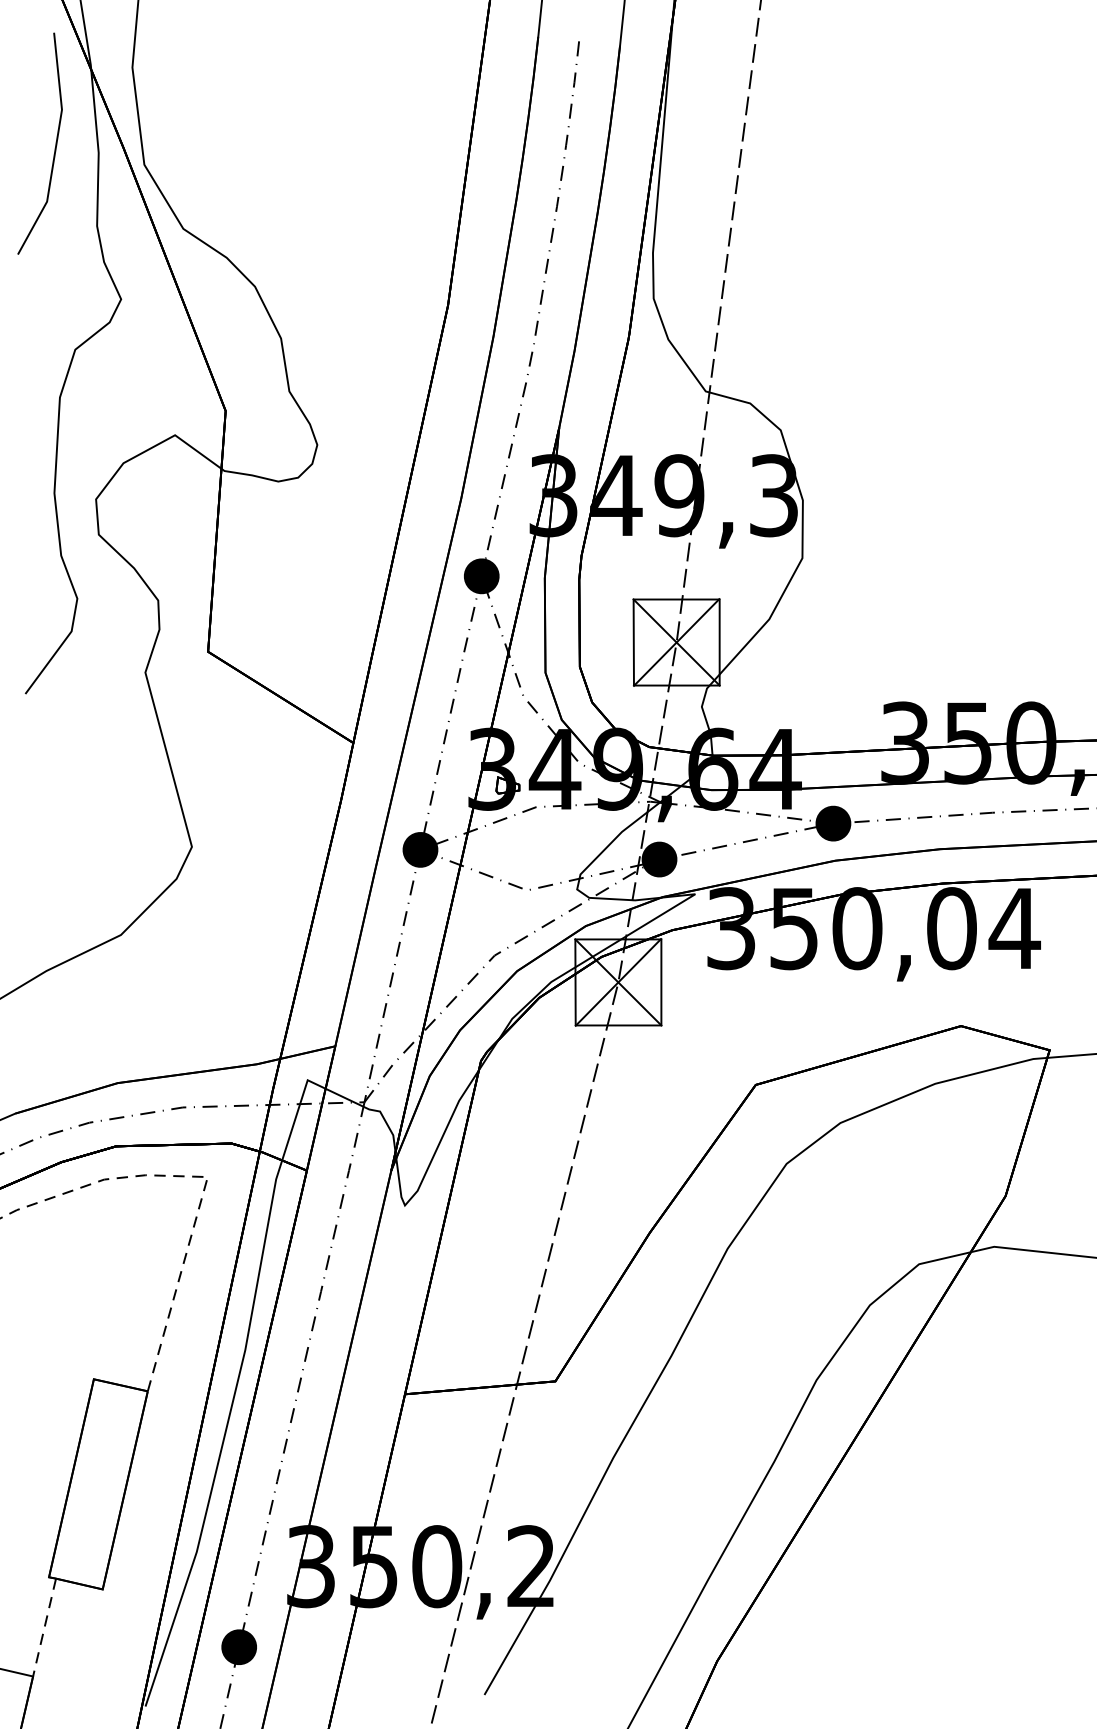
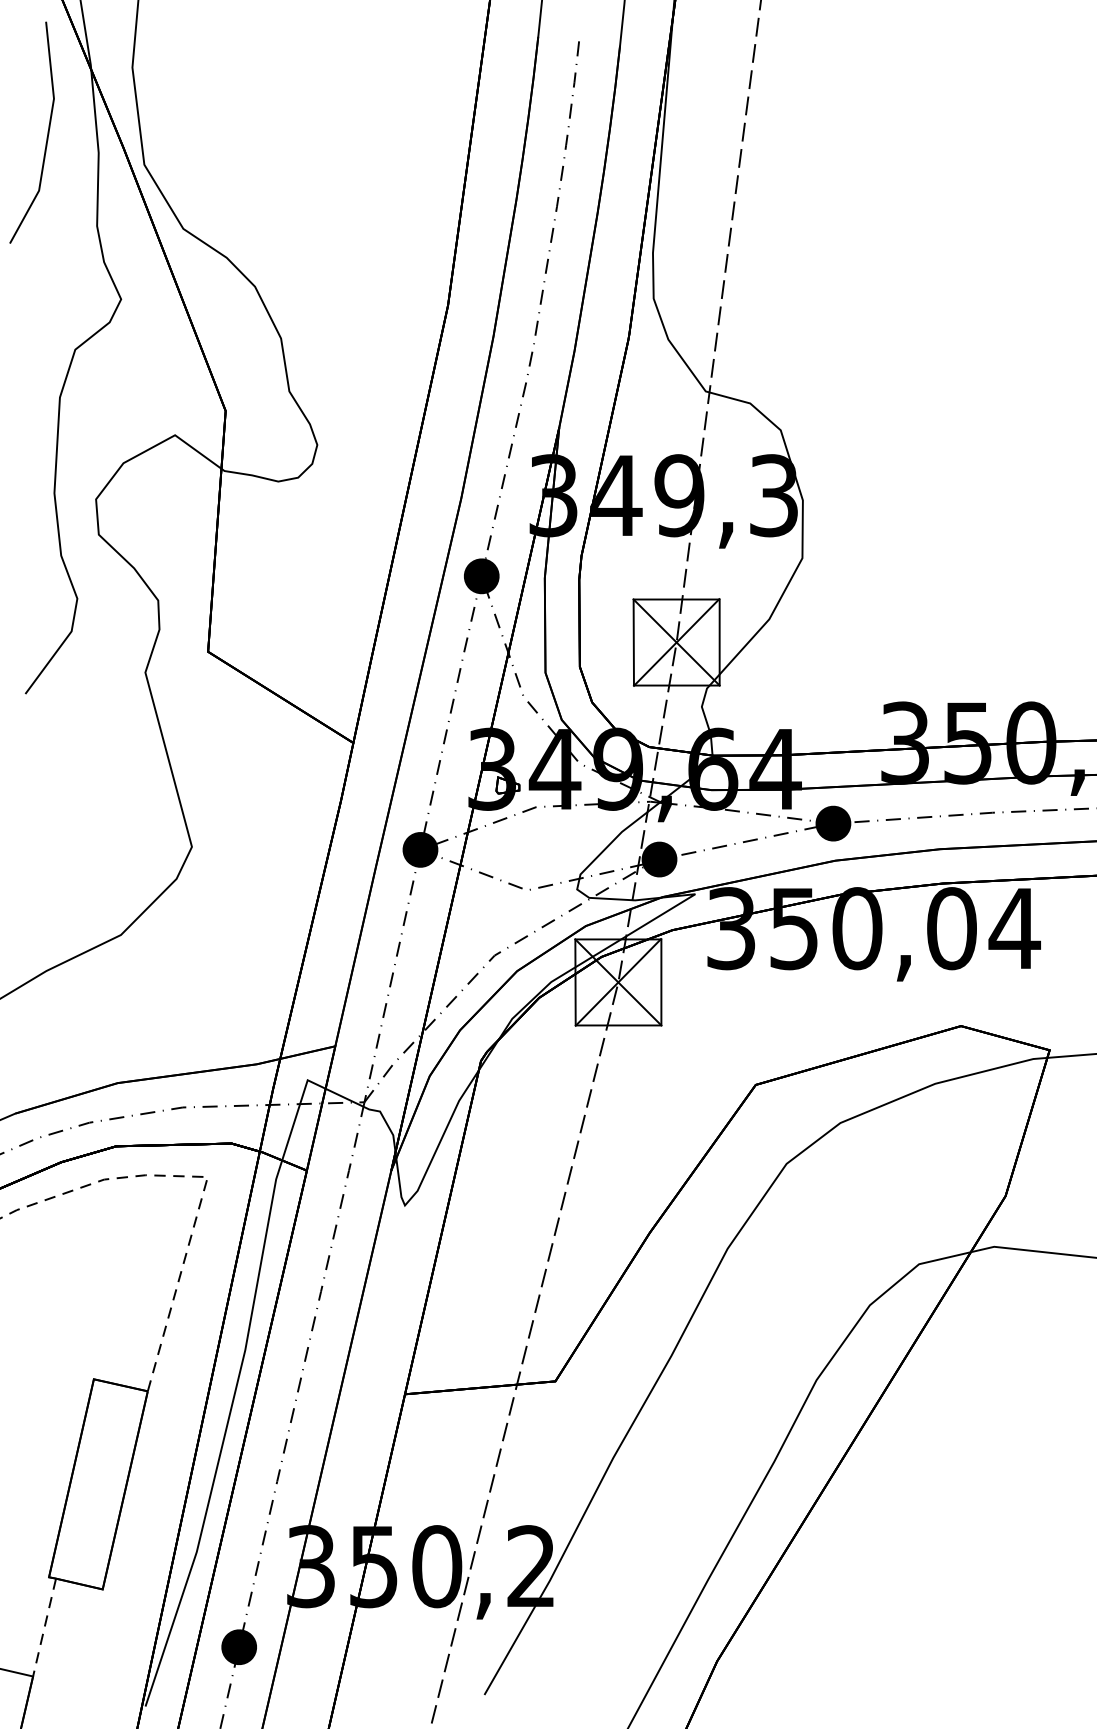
line position: (54, 148) -> (46, 137) (46, 137)
